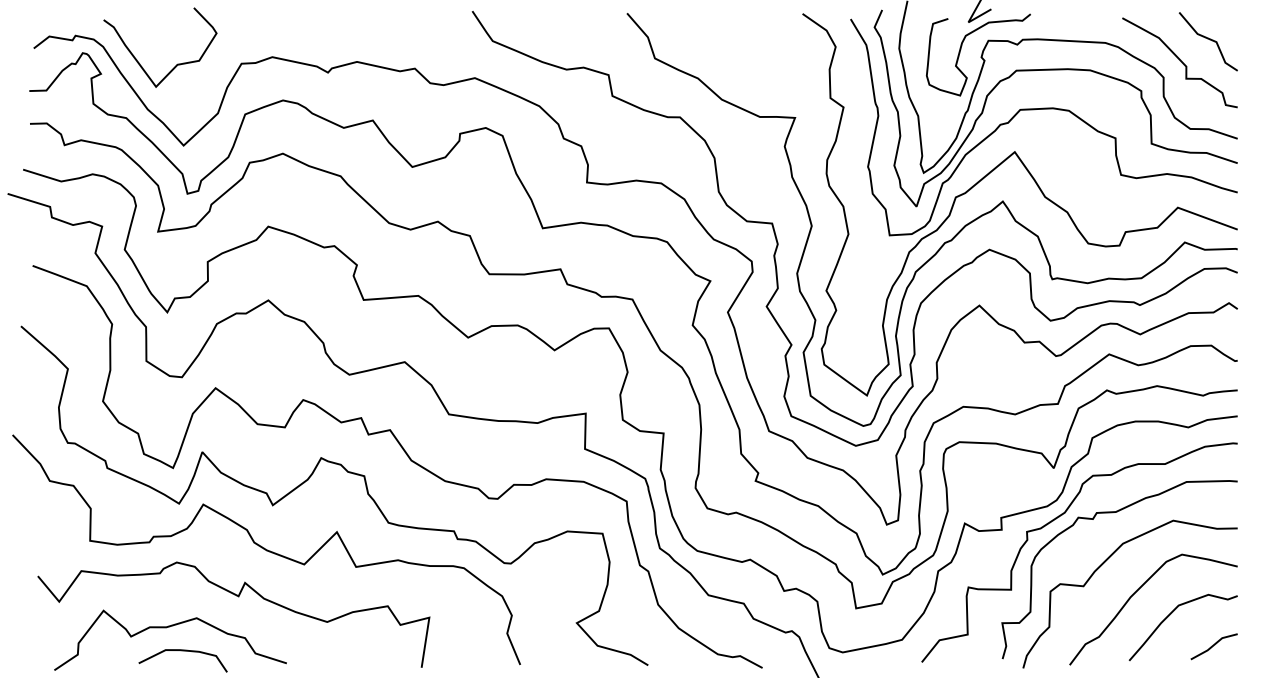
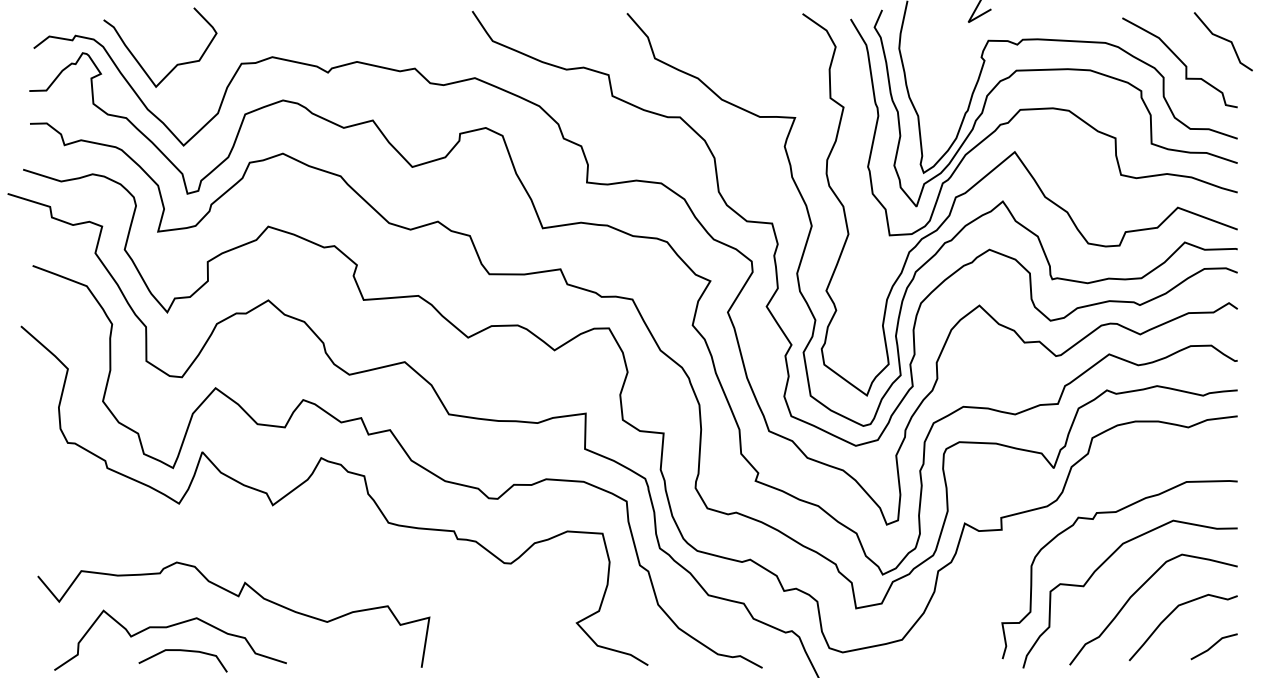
line position: (1207, 39) -> (1222, 39) (1222, 39)
curve: present -> none (961, 49)
curve: present -> none (1056, 519)
curve: present -> none (266, 549)
